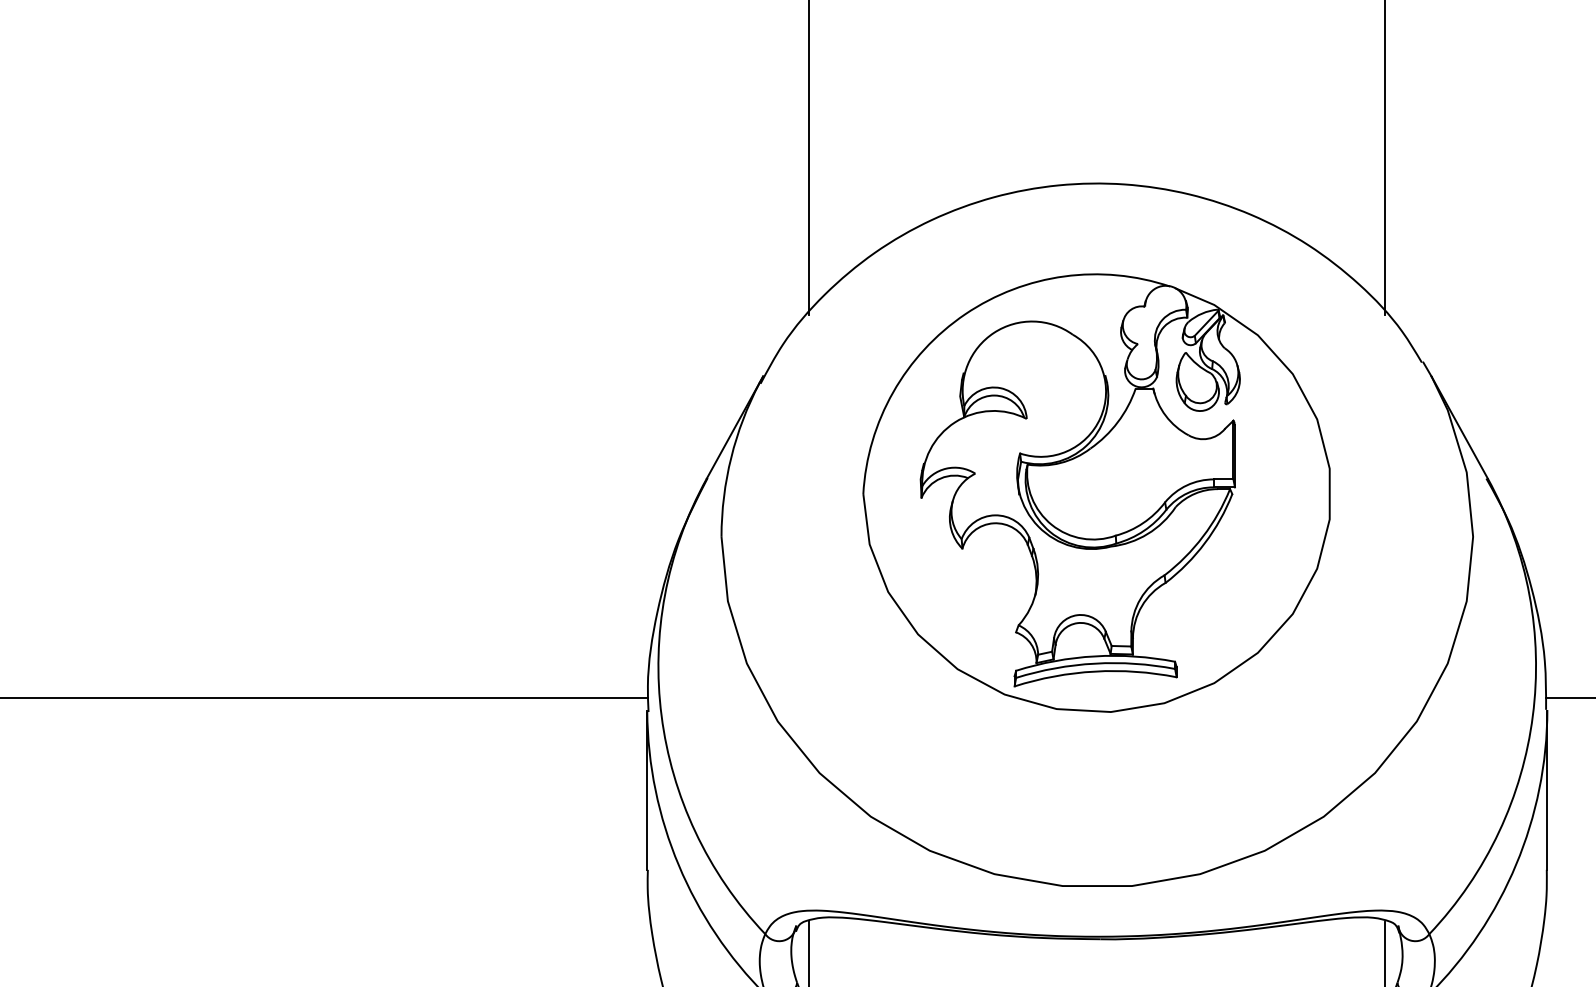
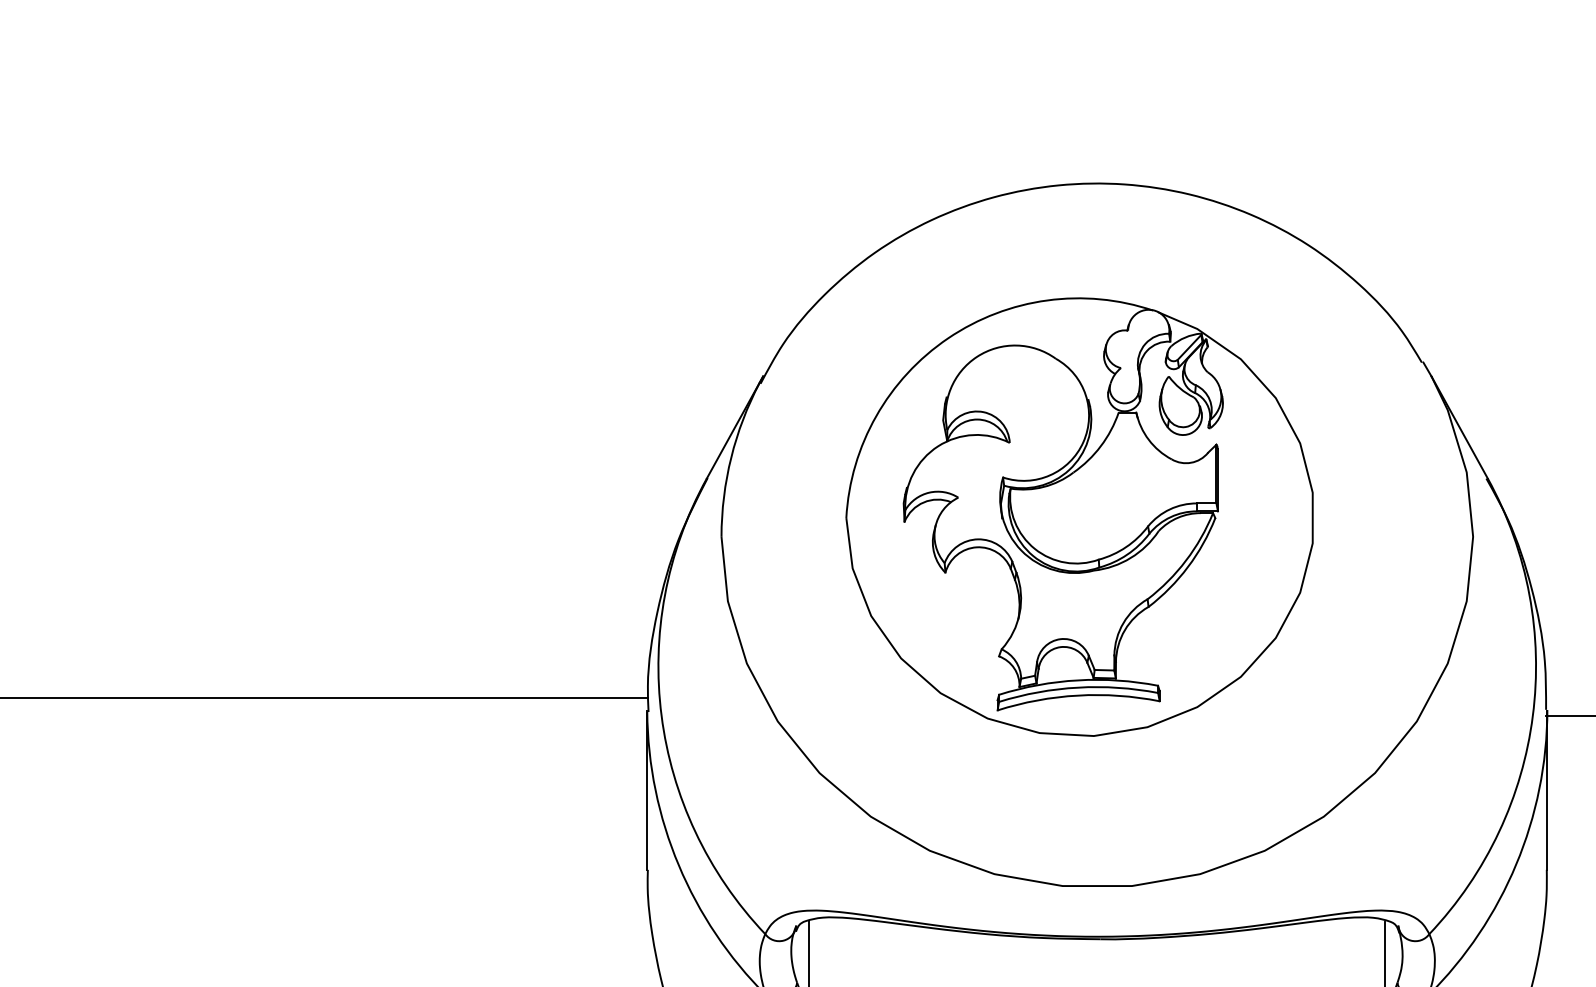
line: present -> none (809, 158)
line: present -> none (1385, 158)
part position: (1096, 492) -> (1079, 516) (1079, 516)
line position: (1568, 698) -> (1568, 716) (1568, 716)
